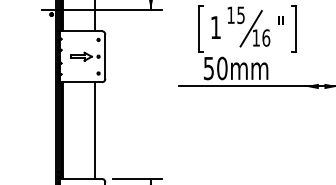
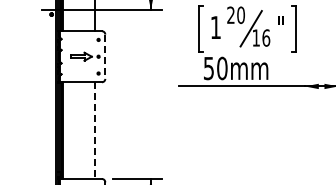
text: 15 -> 20 (235, 14)
line: solid -> dashed (105, 57)
line: solid -> dashed (95, 131)
